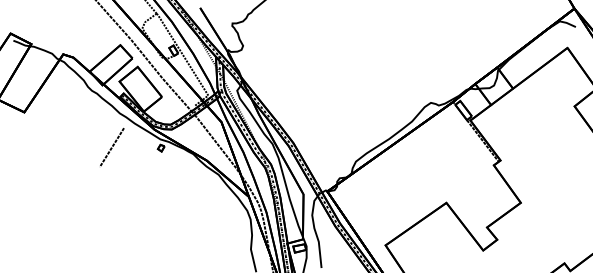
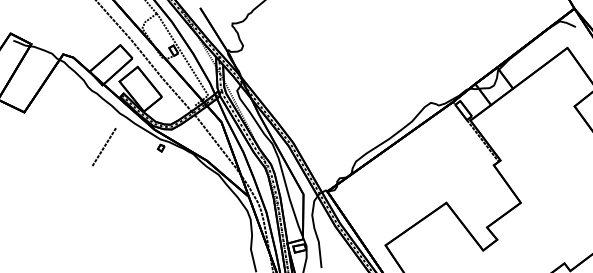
line position: (112, 146) -> (104, 146) (104, 146)
